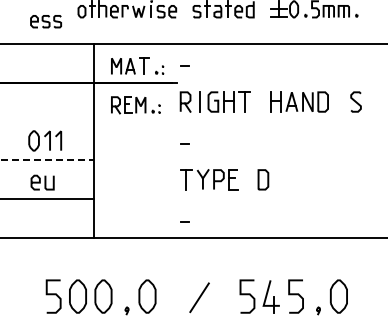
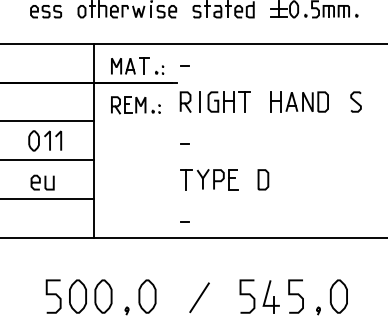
part position: (45, 21) -> (45, 11) (45, 11)
line: none -> present (47, 121)
line: dashed -> solid (46, 160)
